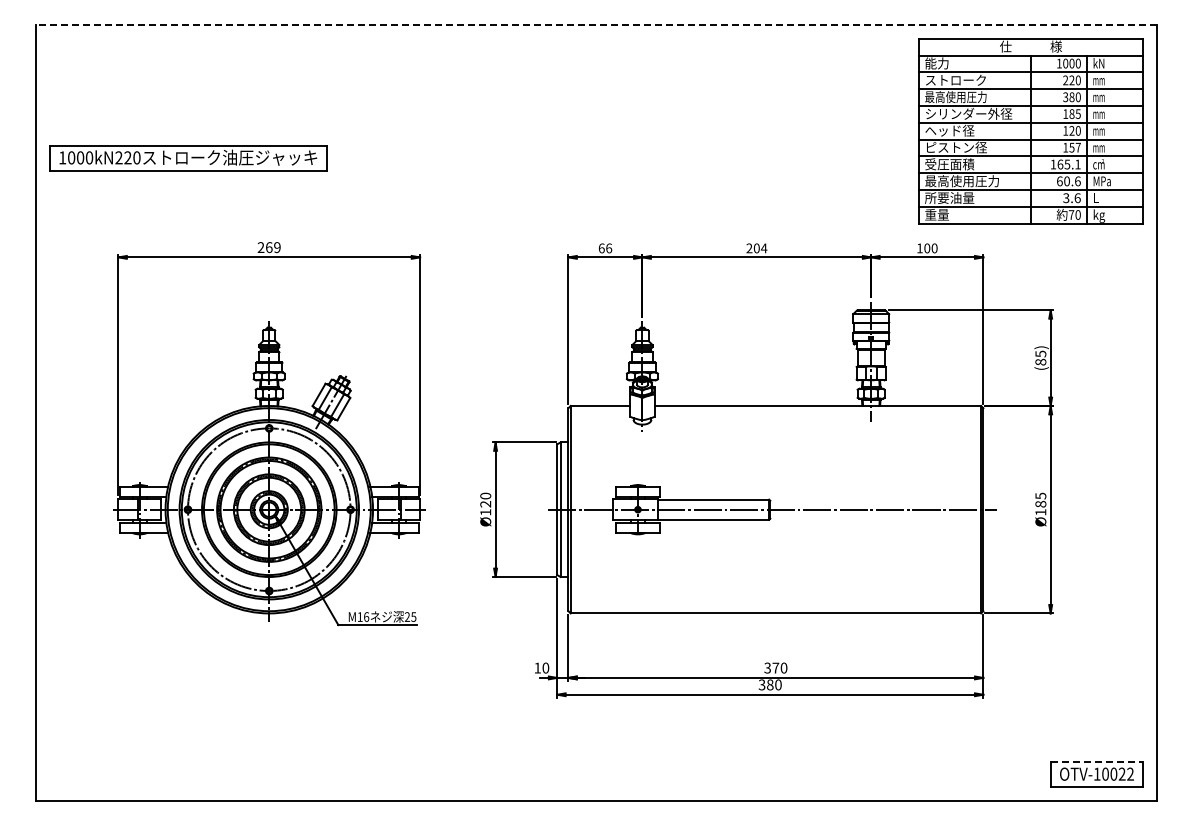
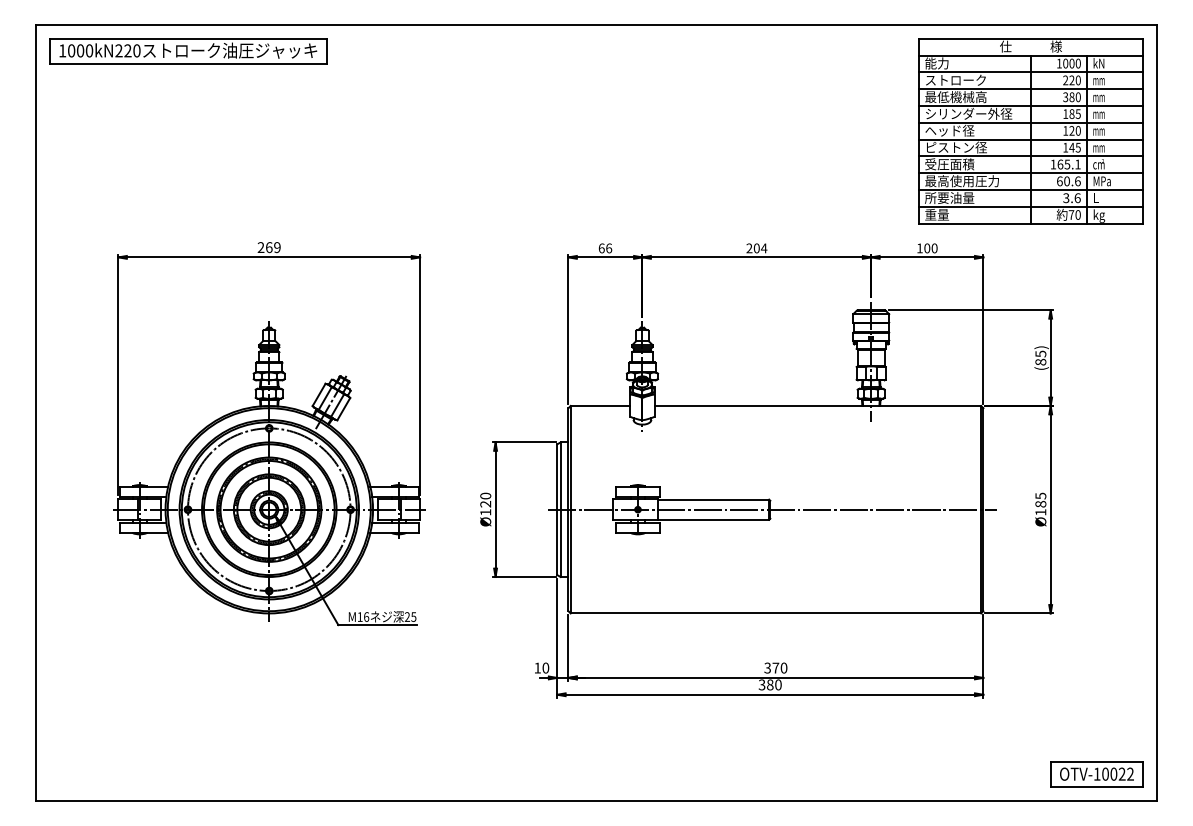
line: dashed -> solid (596, 24)
text: 最高使用圧力 -> 最低機械高 (955, 97)
text: 157 -> 145 (1074, 147)
part position: (188, 158) -> (188, 51) (188, 51)
line: dashed -> solid (1097, 762)
